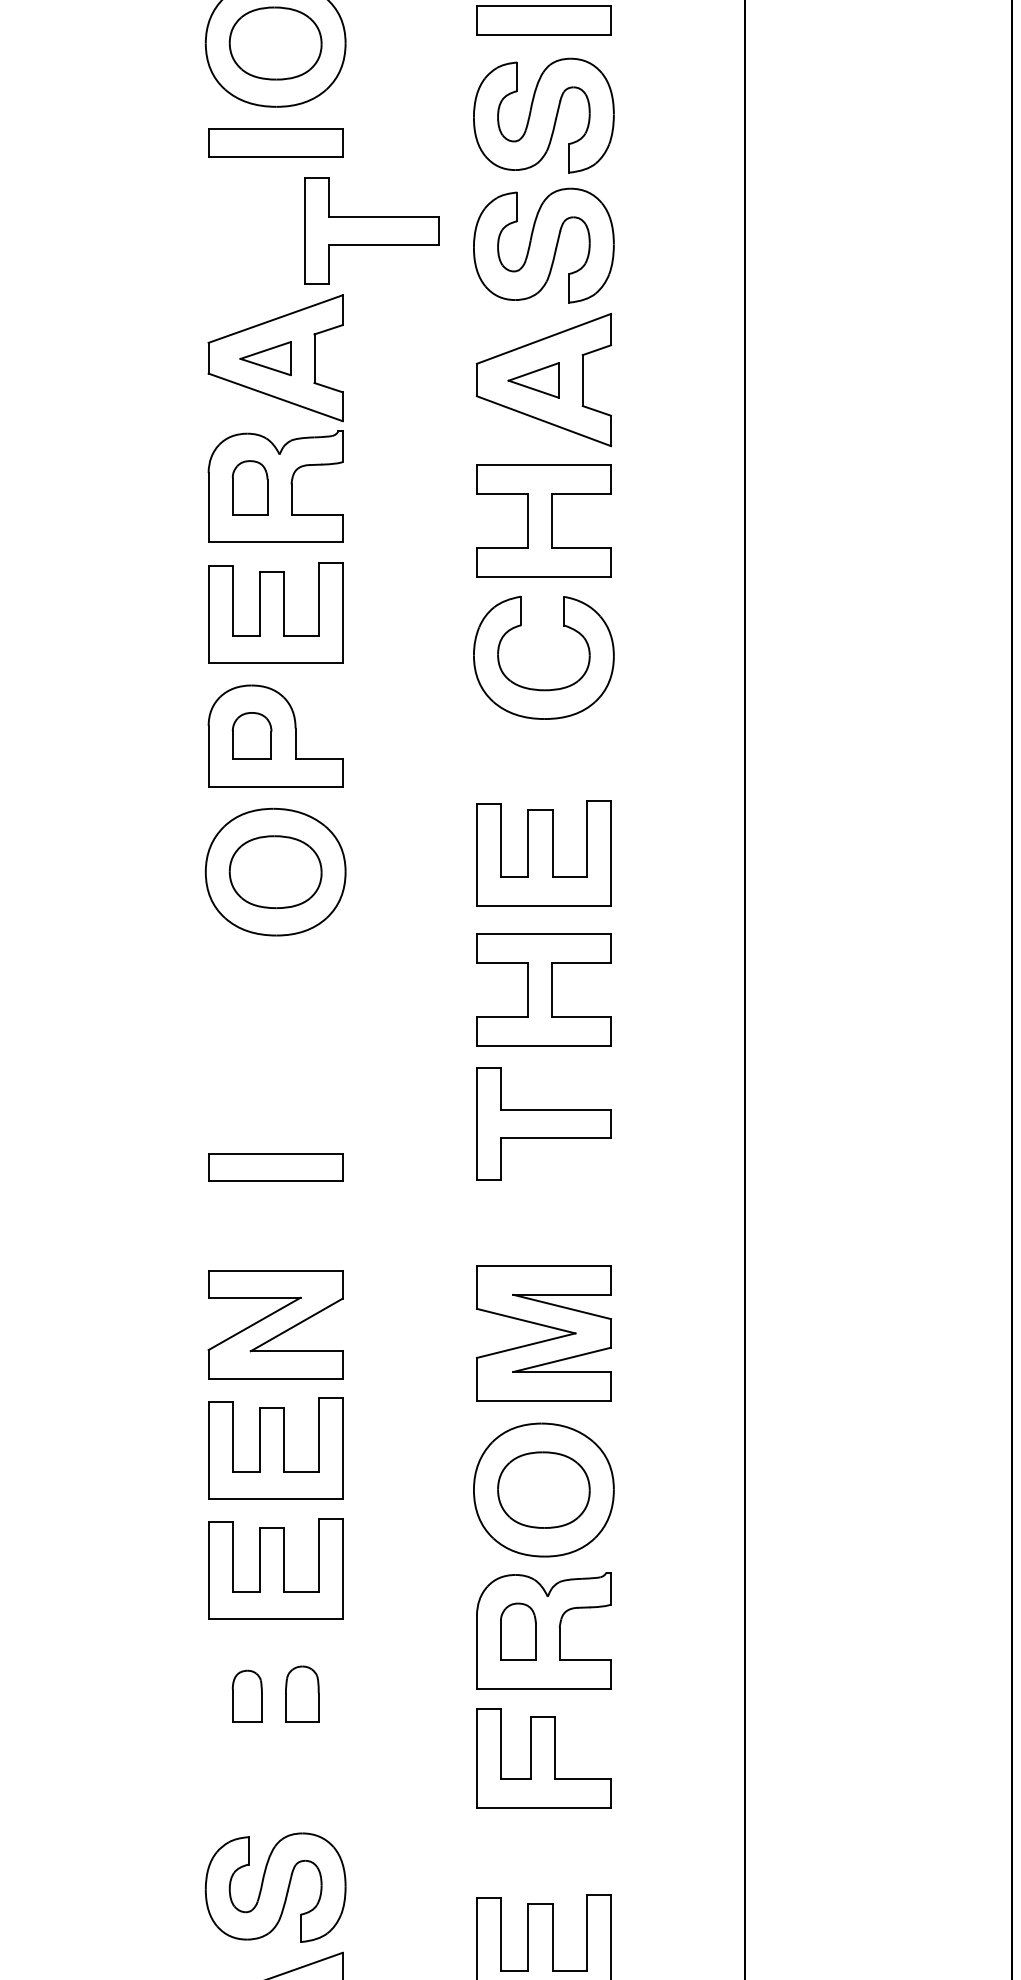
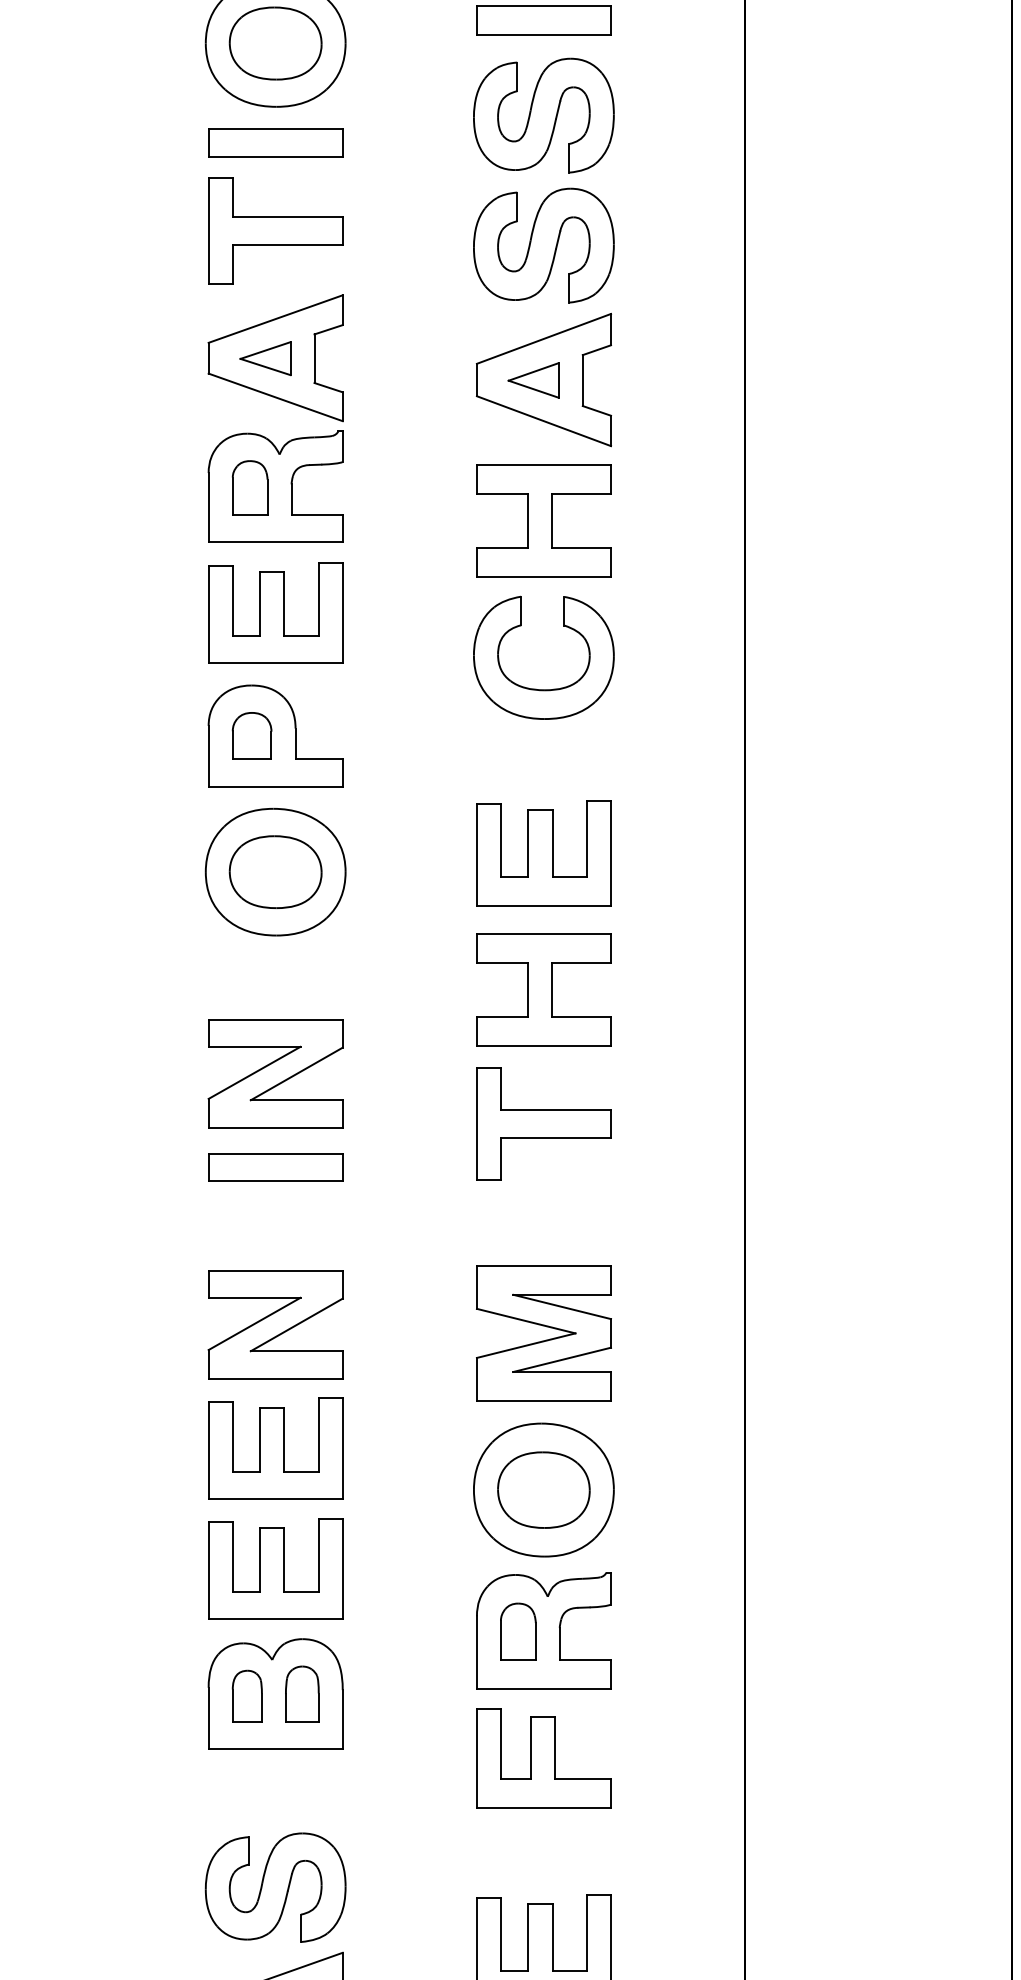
part position: (371, 230) -> (275, 230) (275, 230)
part: none -> present (275, 1073)
part: none -> present (275, 1693)
